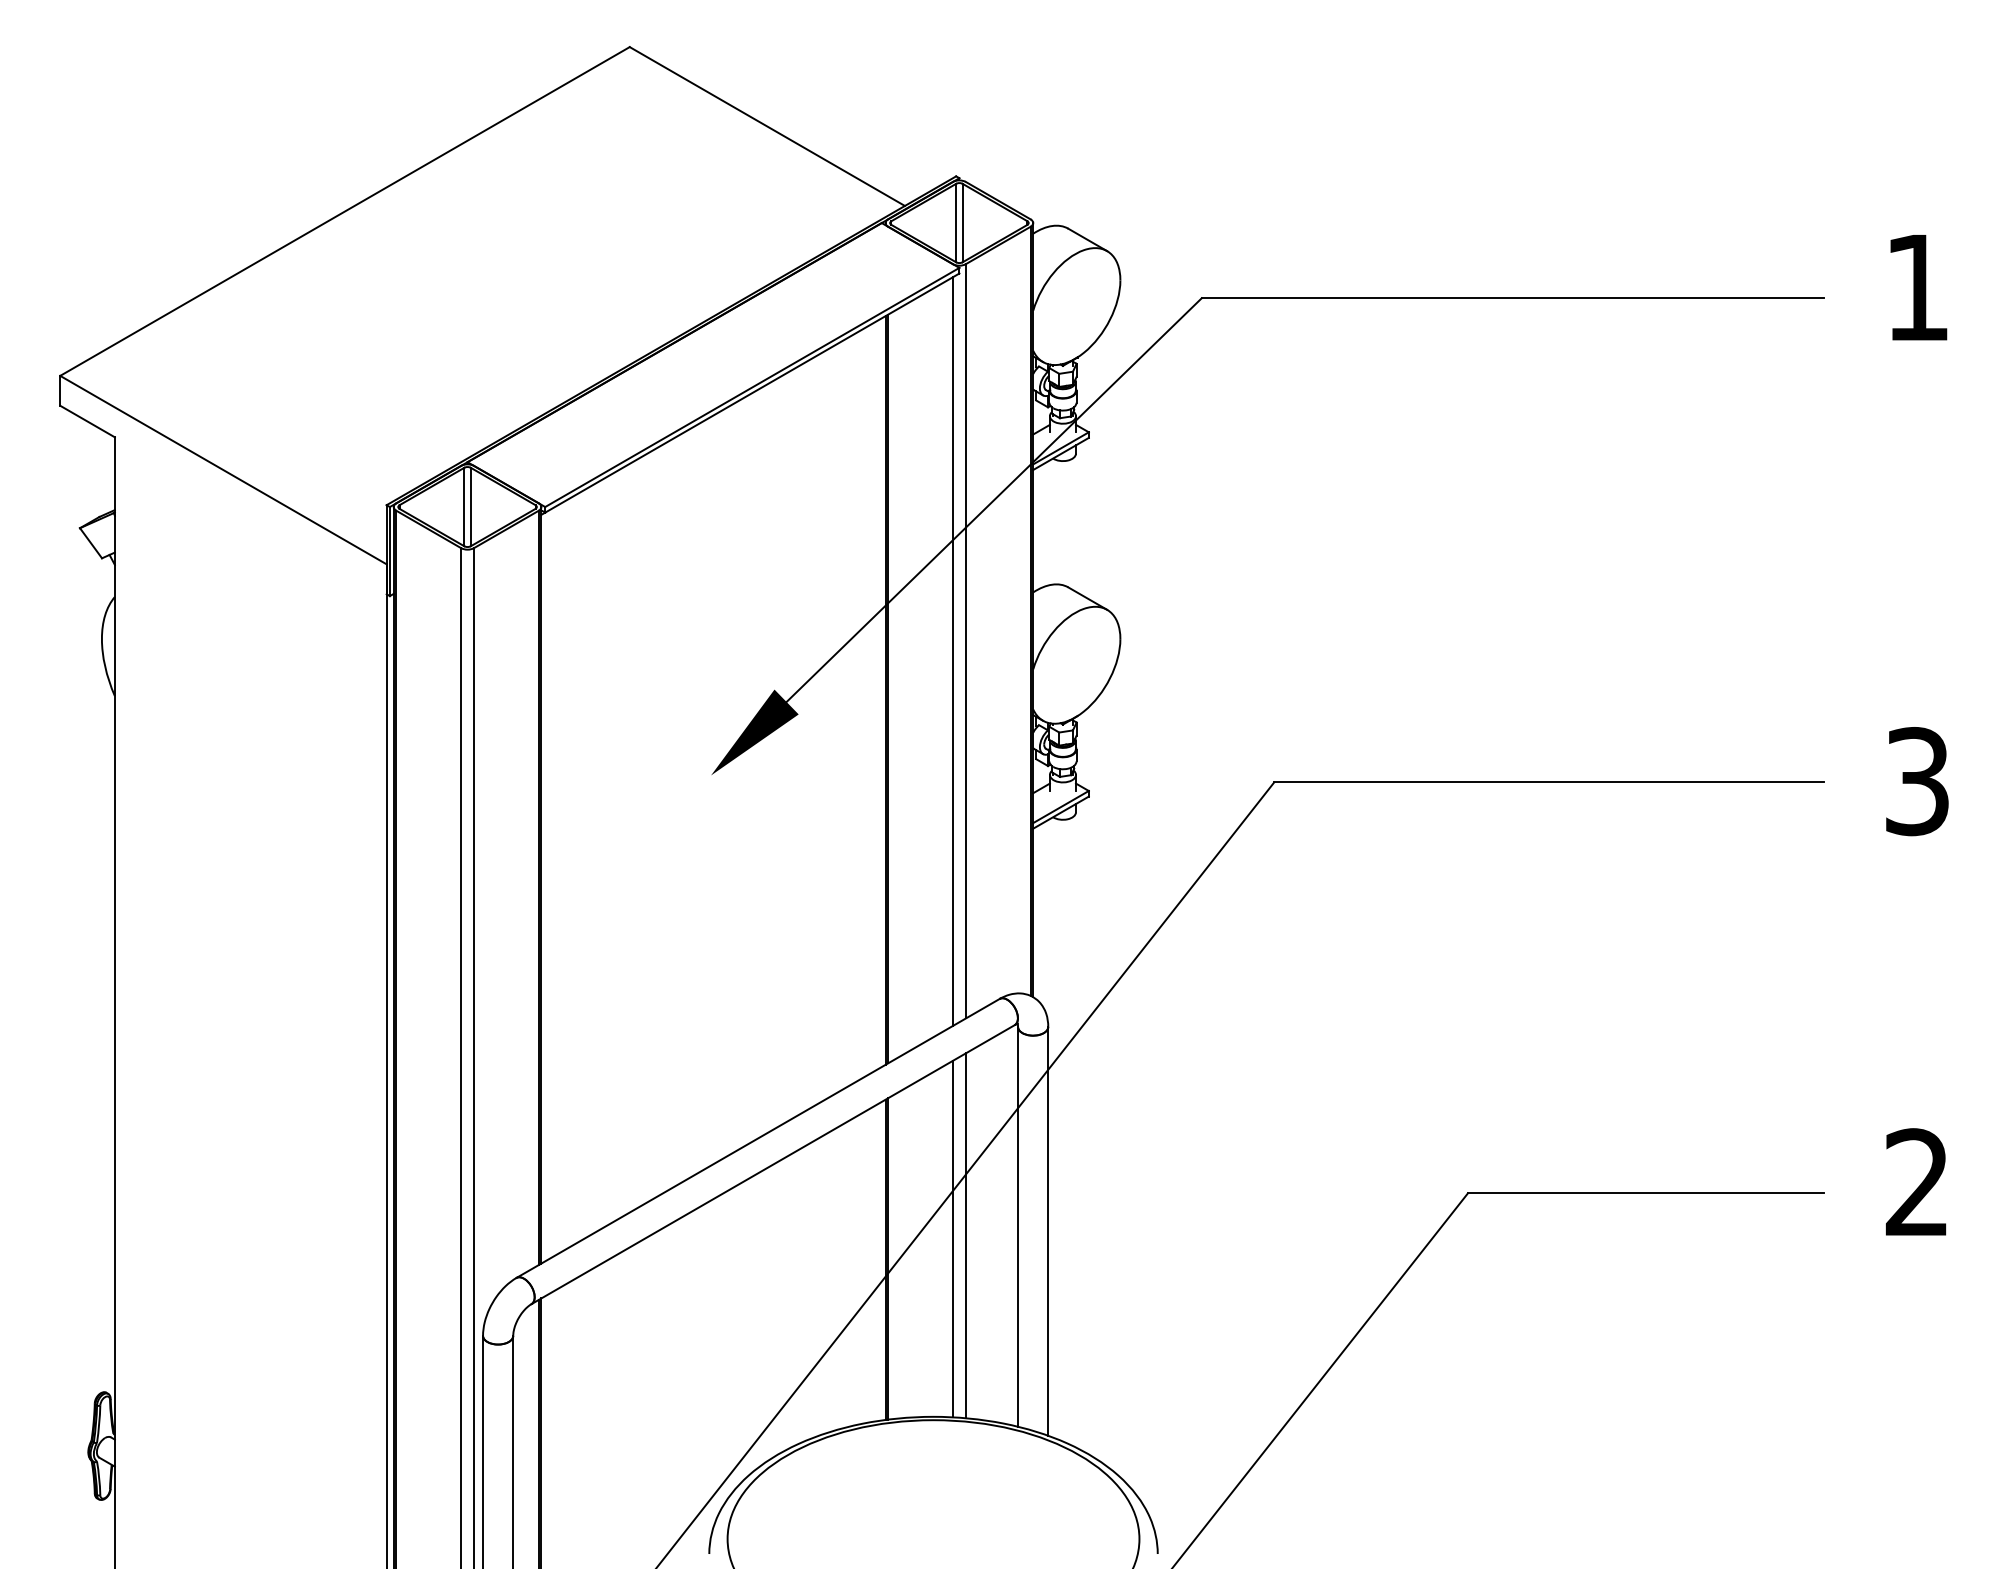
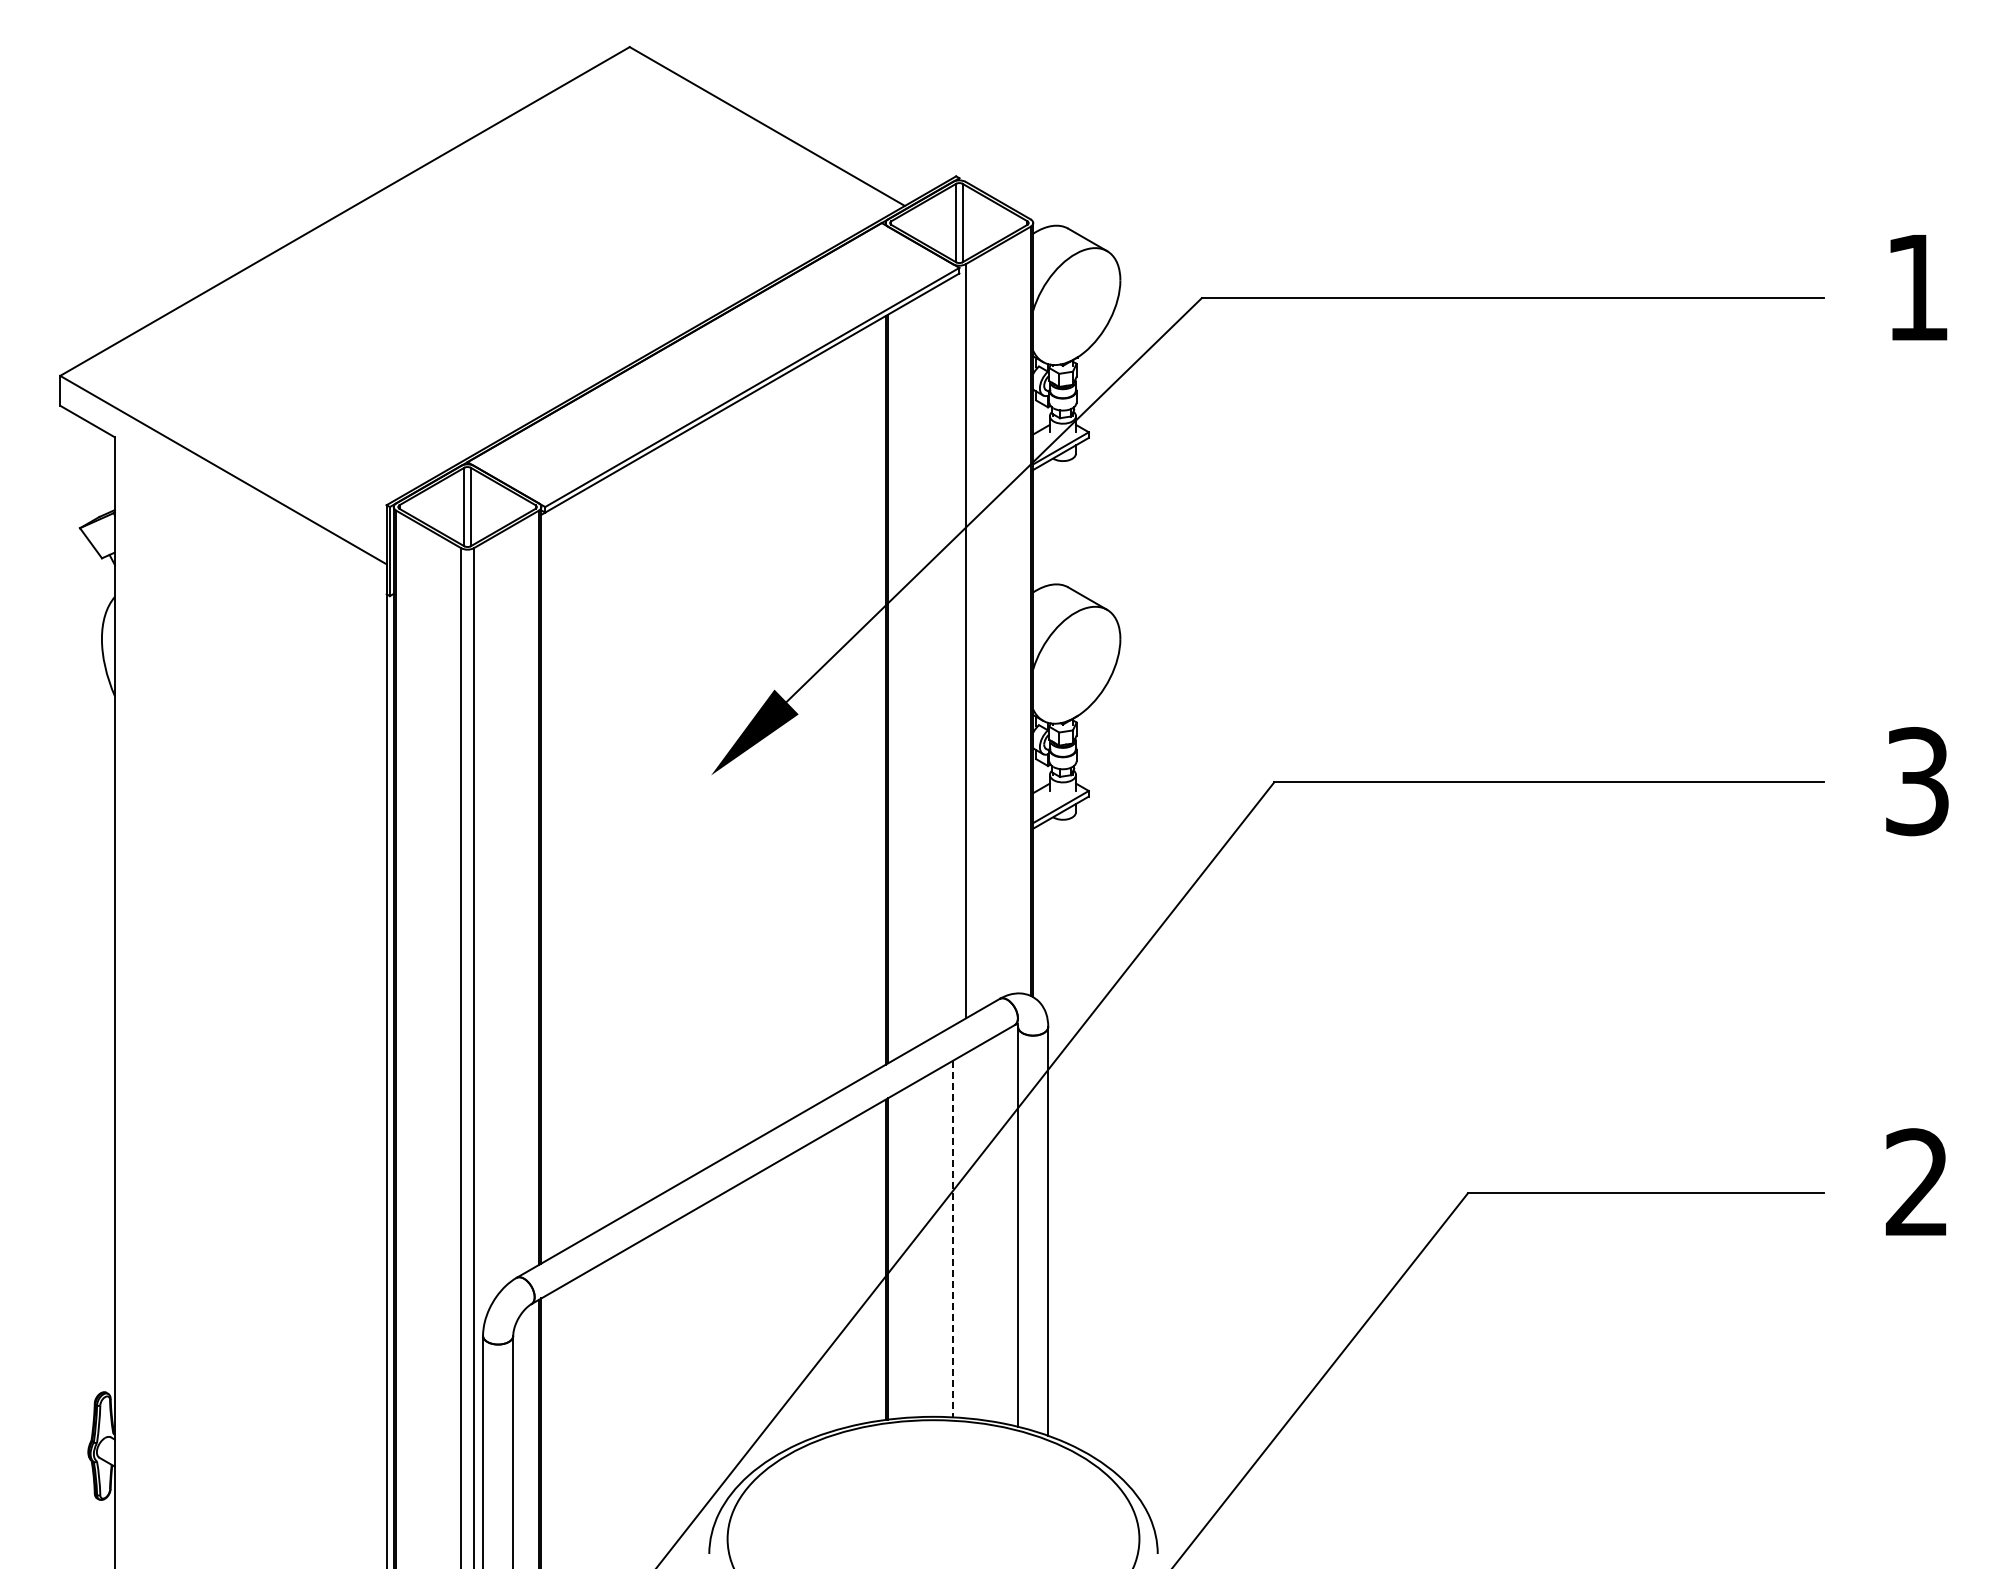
line: present -> none (952, 651)
line: present -> none (965, 1235)
line: solid -> dashed (952, 1239)
